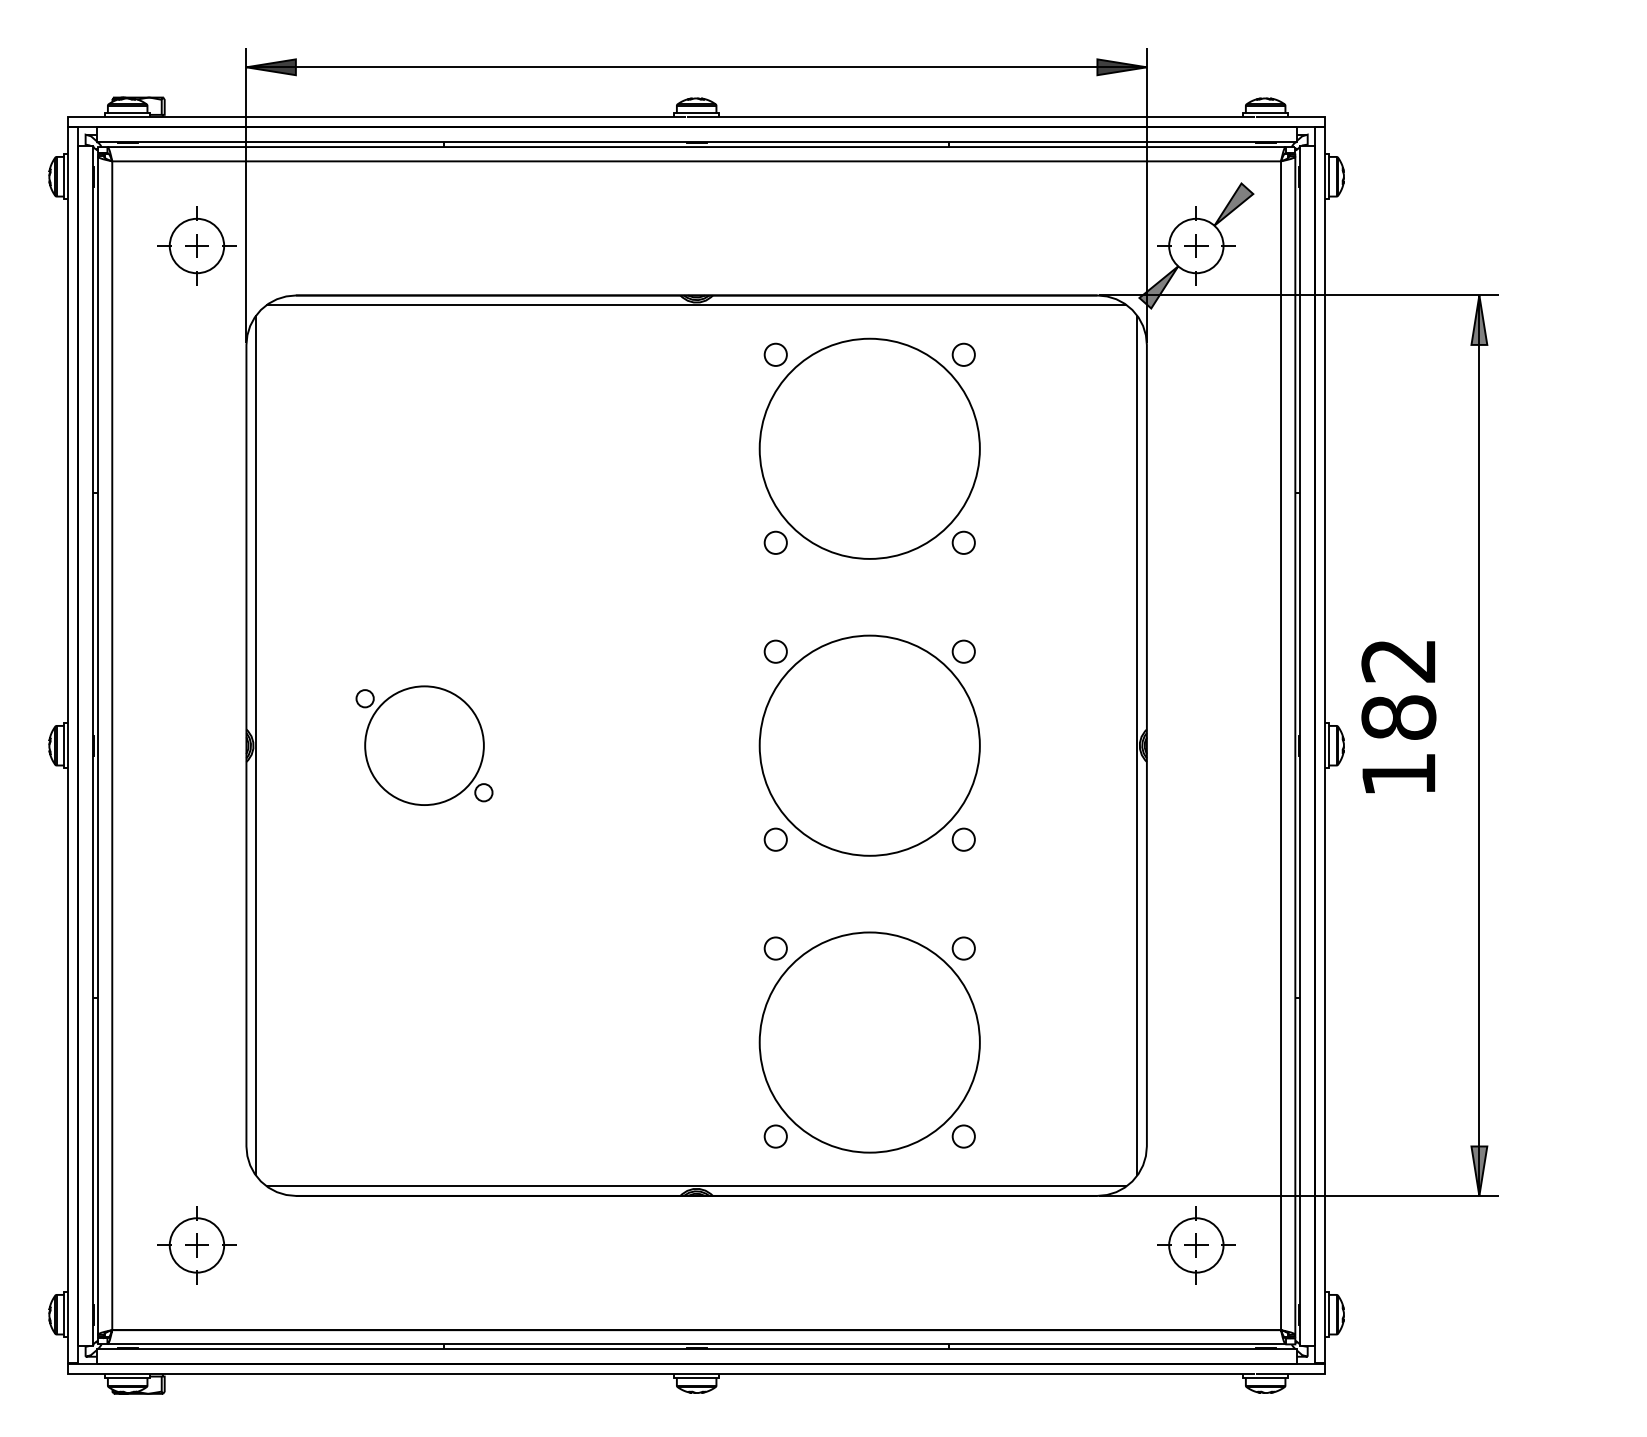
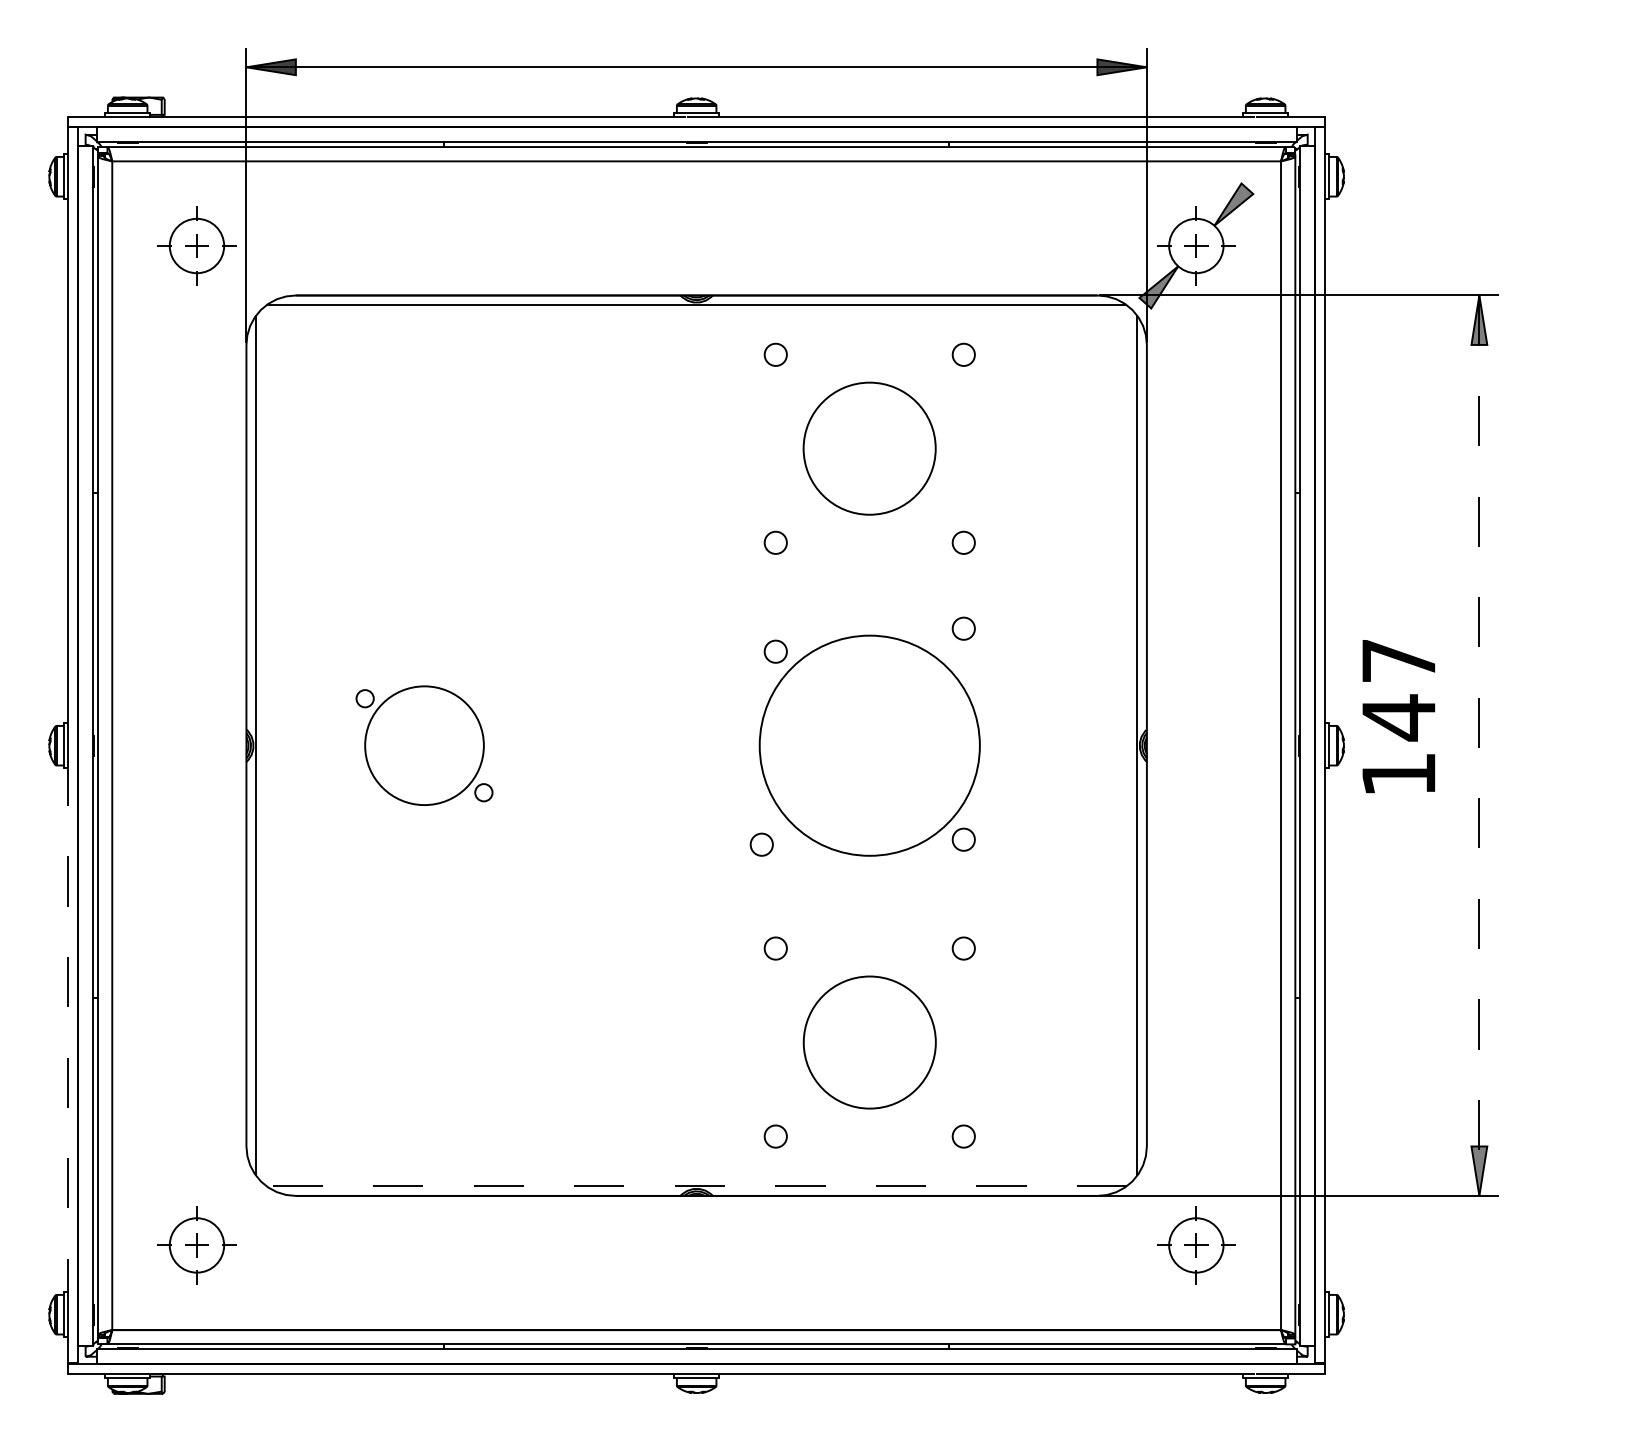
circle size: 223x223 px -> 135x135 px (869, 448)
circle position: (963, 651) -> (963, 628) (963, 628)
text: 182 -> 147 (1398, 690)
line: solid -> dashed (1479, 746)
circle position: (775, 839) -> (761, 844) (761, 844)
line: solid -> dashed (68, 1030)
circle diameter: 220 px -> 132 px (869, 1042)
line: solid -> dashed (696, 1186)
